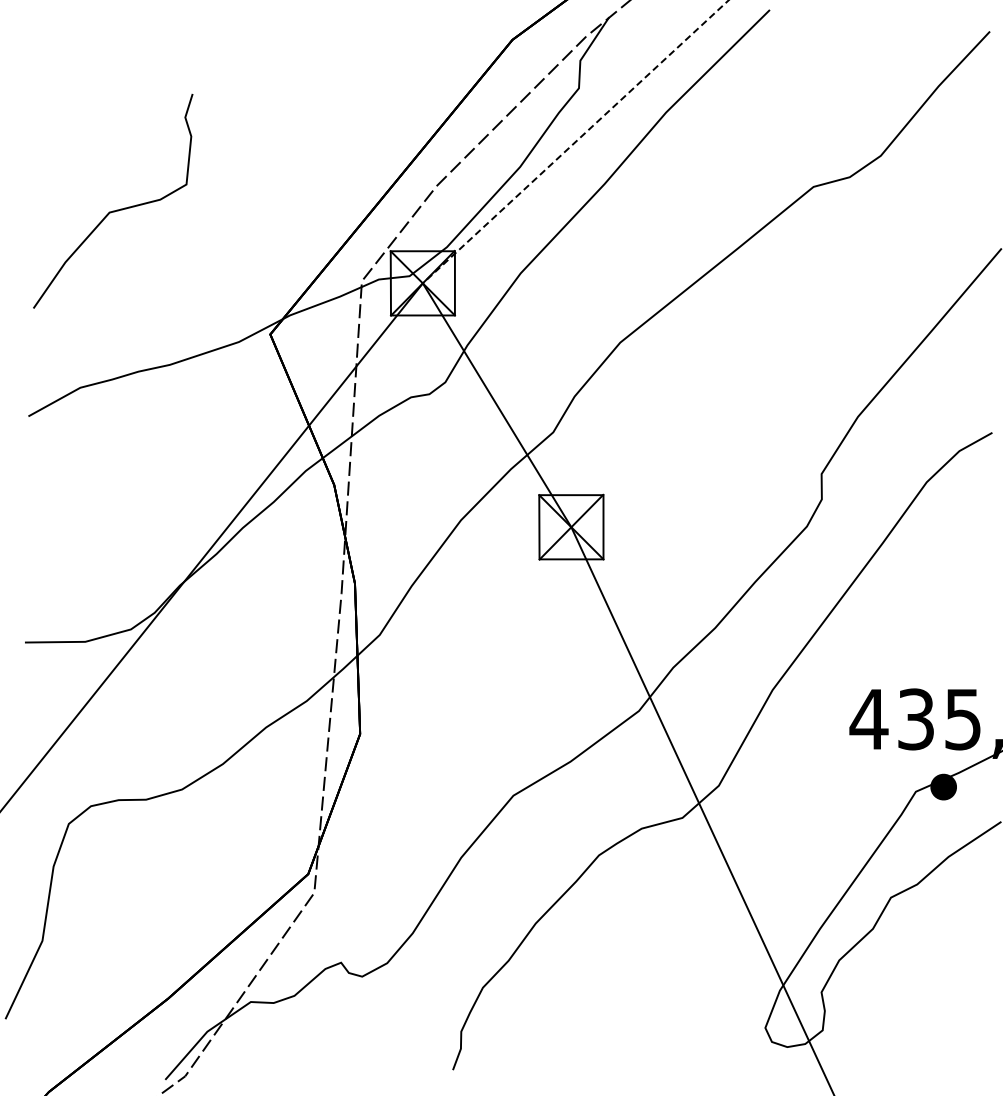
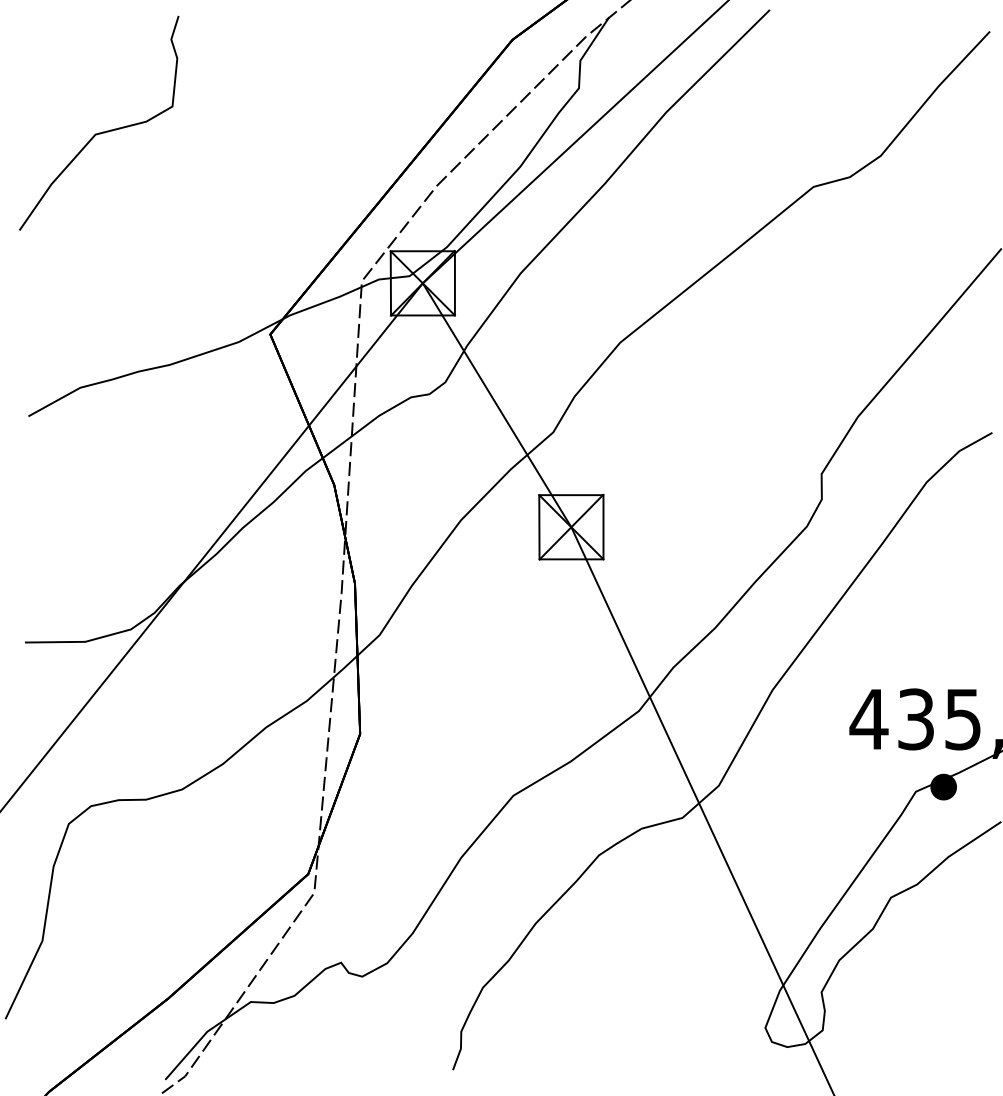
line: dashed -> solid (575, 142)
curve position: (116, 209) -> (102, 131) (102, 131)
